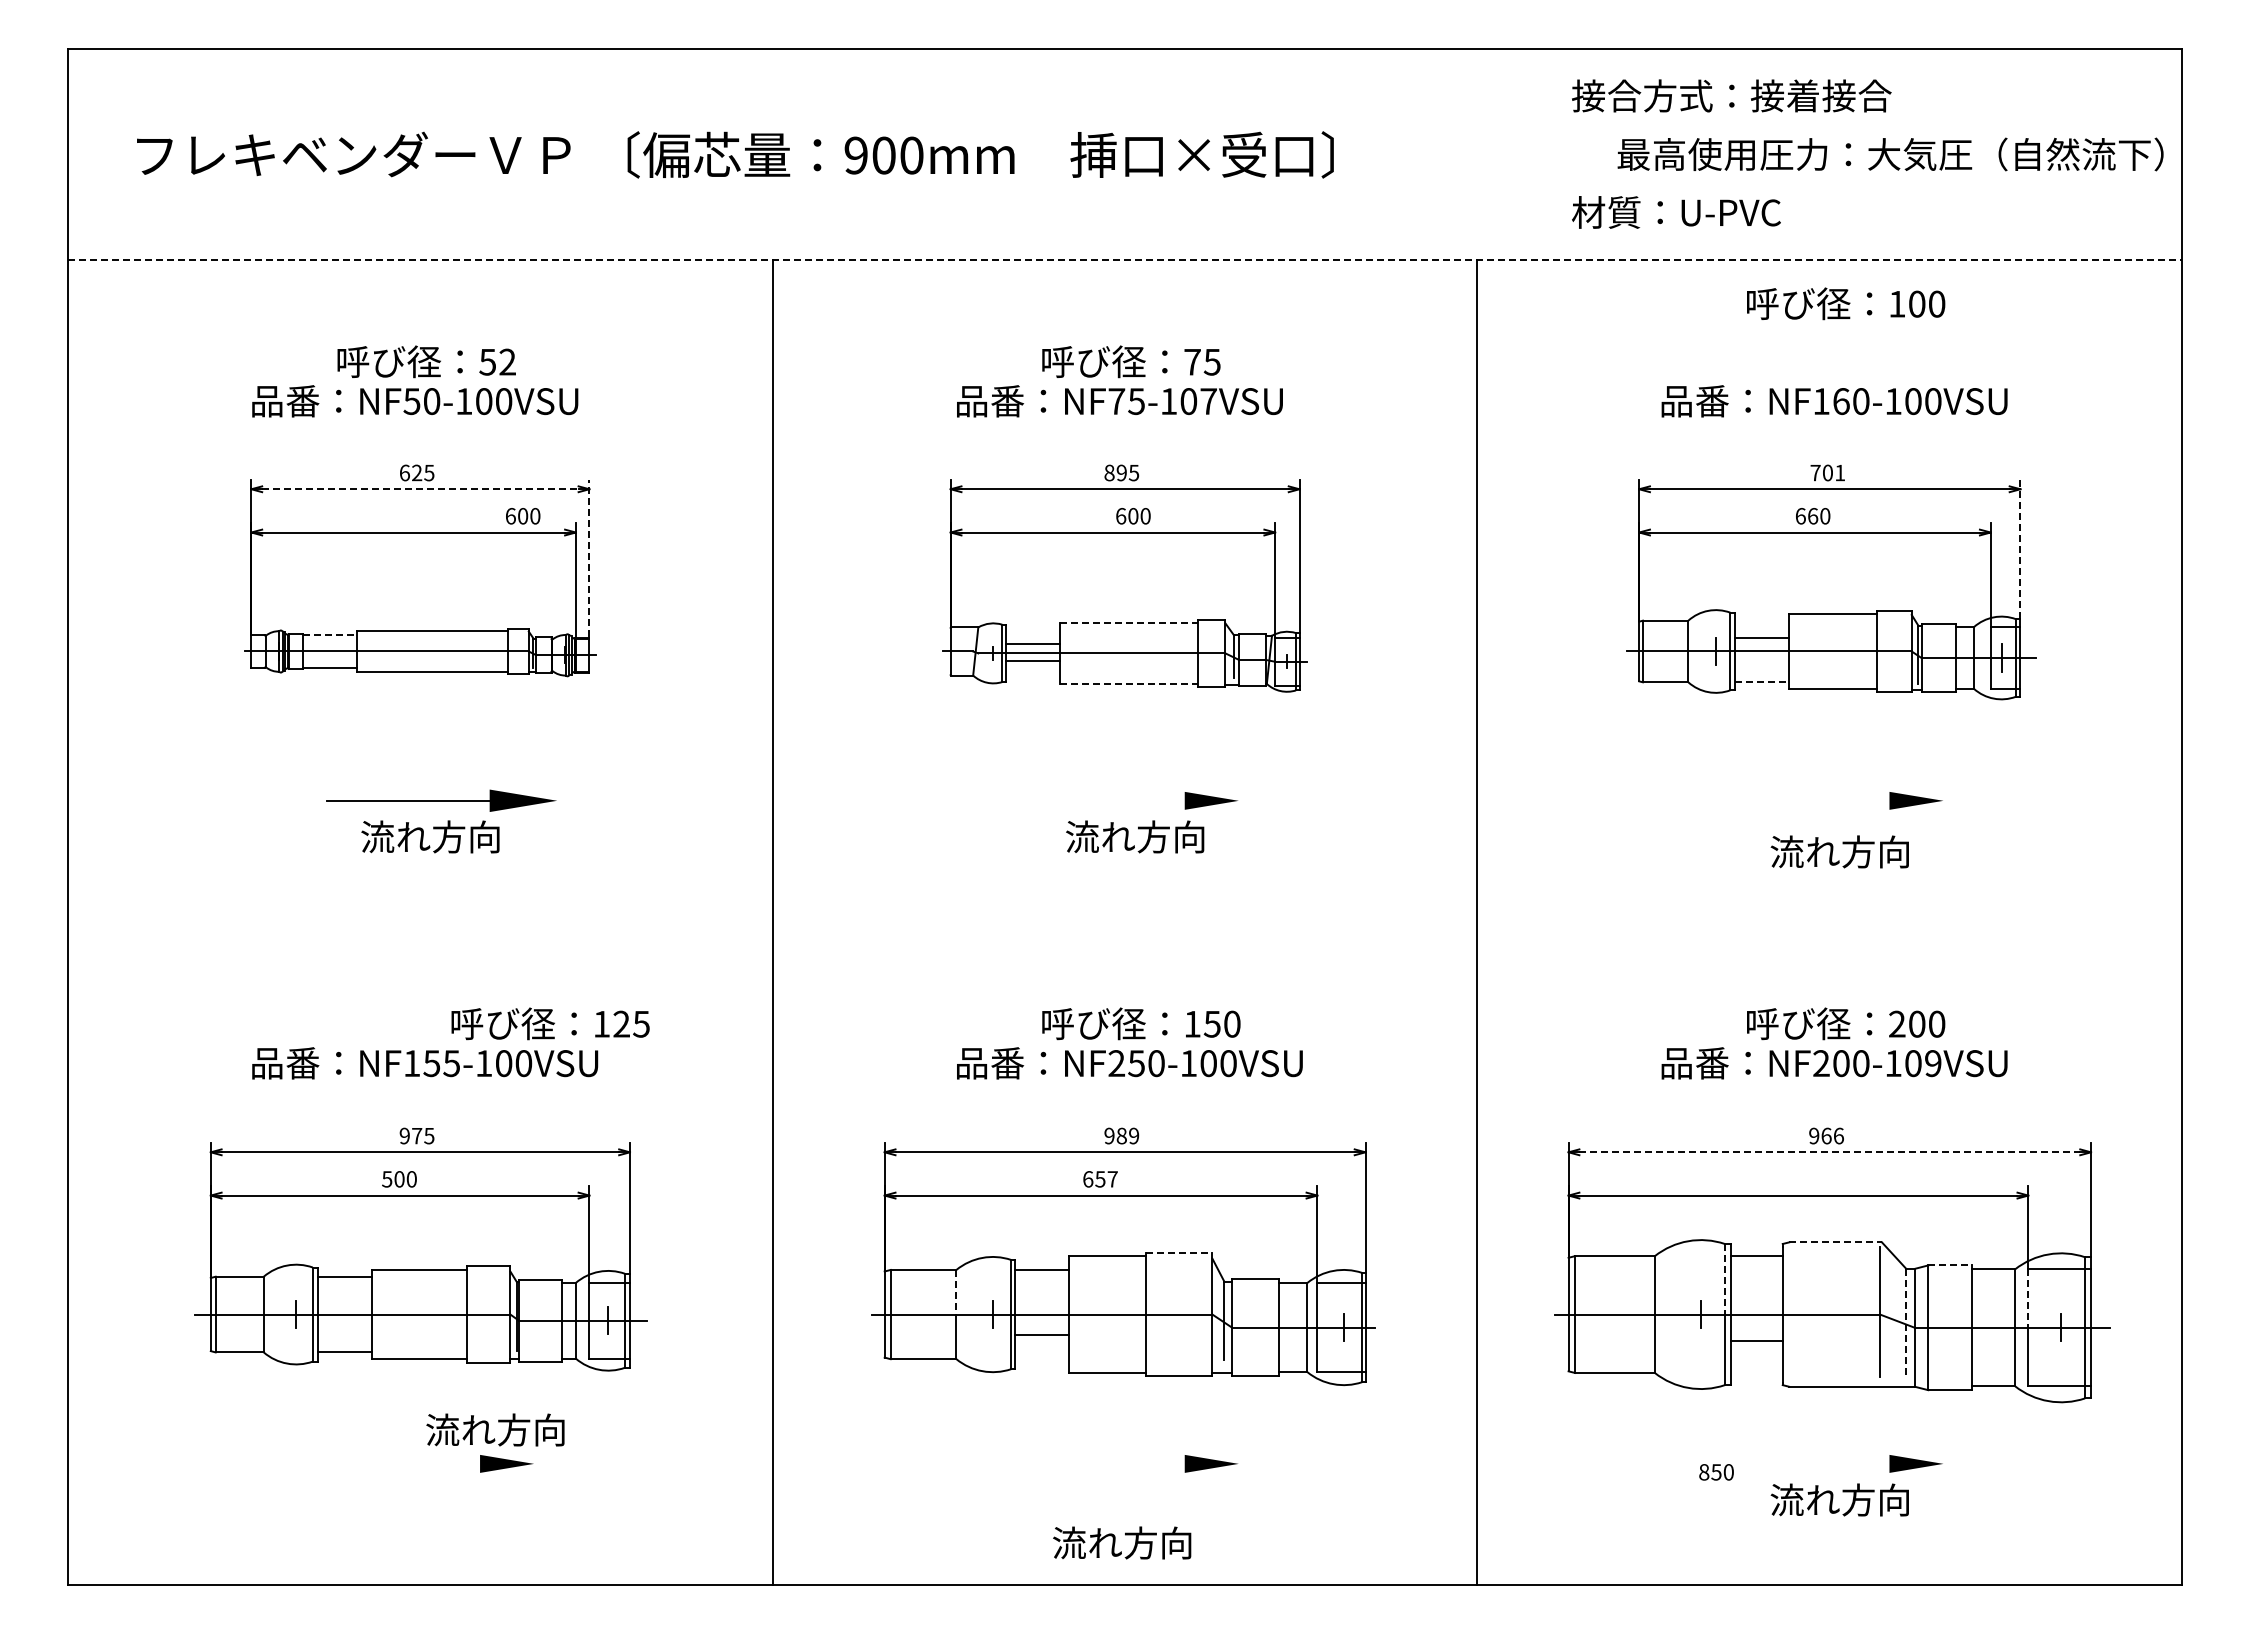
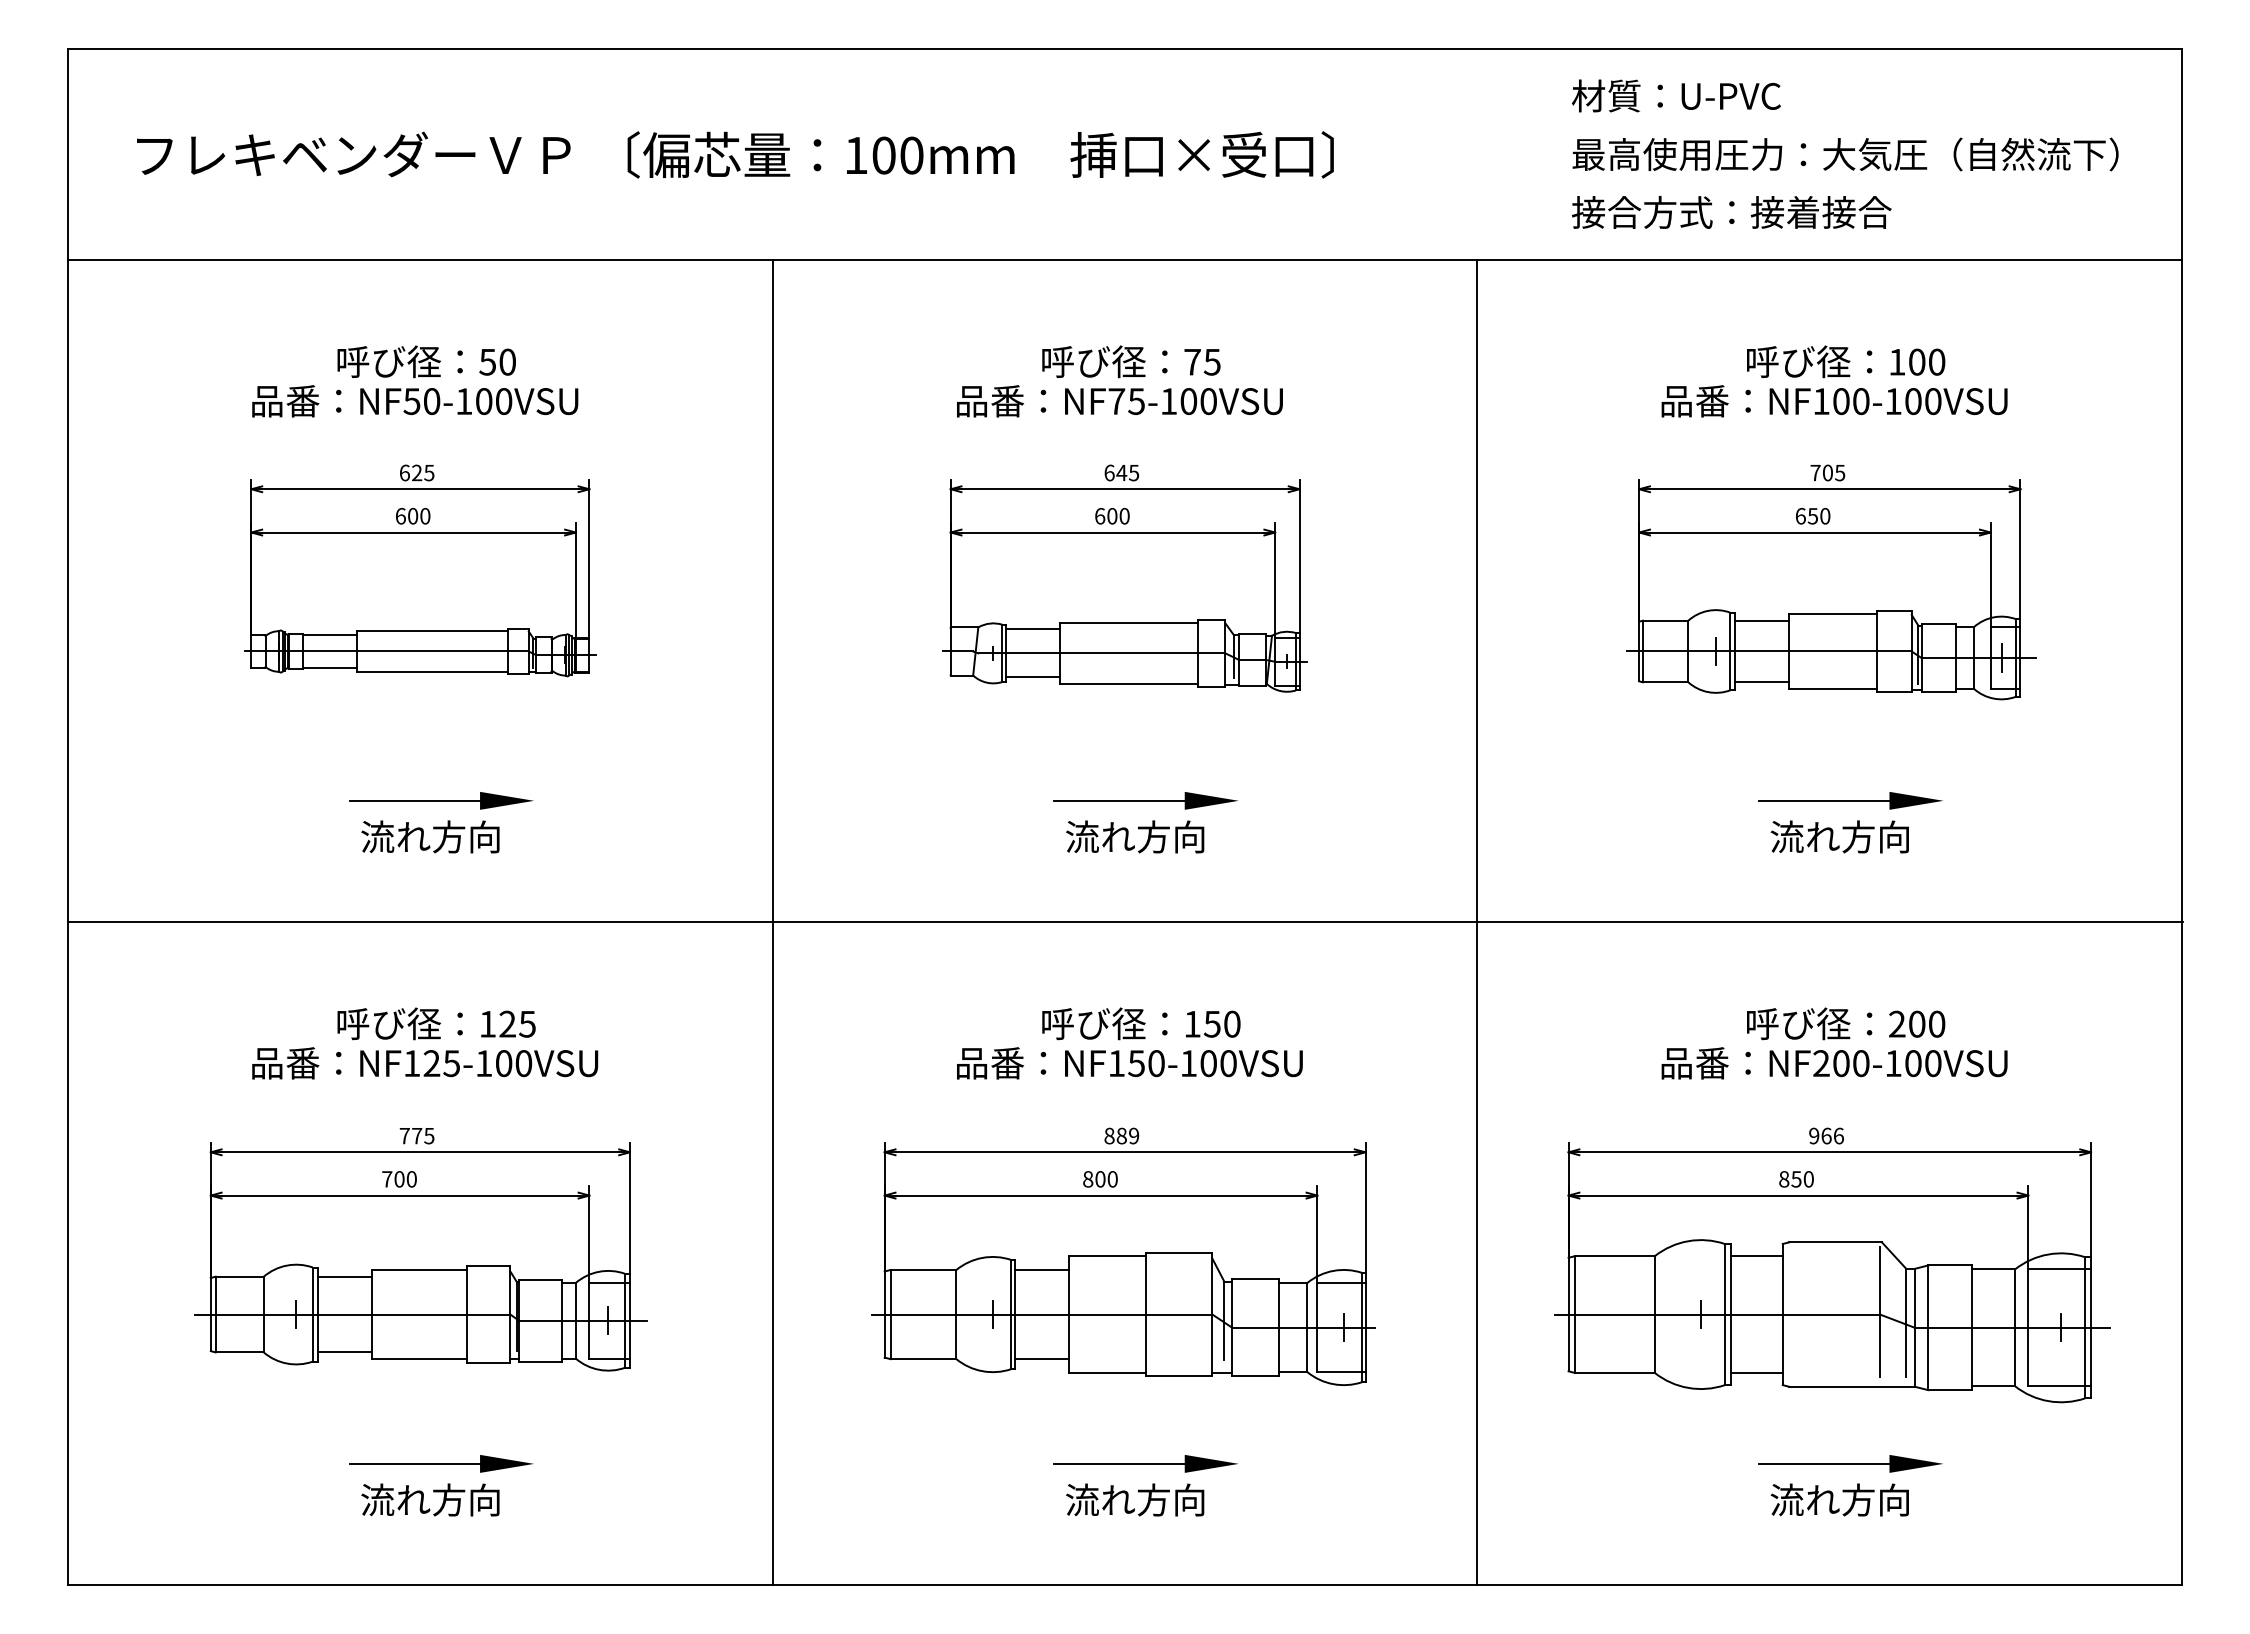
text: 接合方式：接着接合 -> 材質：U-PVC (1731, 95)
text position: (1890, 154) -> (1845, 154) (1845, 154)
text: 900mm -> 100mm (855, 155)
text: 材質：U-PVC -> 接合方式：接着接合 (1731, 211)
line: dashed -> solid (1125, 259)
text position: (1846, 303) -> (1846, 361) (1846, 361)
text: 52 -> 50 (507, 361)
text: NF75-107VSU -> NF75-100VSU (1208, 401)
text: NF160-100VSU -> NF100-100VSU (1841, 401)
text: 895 -> 645 (1115, 472)
text: 701 -> 705 (1840, 473)
line: dashed -> solid (420, 489)
text position: (523, 516) -> (413, 516) (413, 516)
text position: (1133, 516) -> (1112, 516) (1112, 516)
text: 660 -> 650 (1812, 516)
line: dashed -> solid (2020, 549)
line: dashed -> solid (589, 558)
line: dashed -> solid (1129, 622)
line: dashed -> solid (330, 635)
line position: (1761, 637) -> (1761, 620) (1761, 620)
line position: (1032, 644) -> (1032, 629) (1032, 629)
line position: (1032, 661) -> (1032, 677) (1032, 677)
line: dashed -> solid (1762, 682)
line: dashed -> solid (1129, 684)
part size: 231x23 px -> 185x18 px (441, 800)
line: none -> present (1119, 800)
line: none -> present (1824, 800)
text position: (1839, 851) -> (1839, 836) (1839, 836)
line: none -> present (1124, 921)
text position: (550, 1023) -> (436, 1023) (436, 1023)
text: NF155-100VSU -> NF125-100VSU (431, 1063)
text: NF250-100VSU -> NF150-100VSU (1116, 1063)
text: NF200-109VSU -> NF200-100VSU (1933, 1063)
text: 975 -> 775 (404, 1135)
text: 989 -> 889 (1109, 1135)
line: dashed -> solid (1830, 1152)
text: 500 -> 700 (387, 1179)
text: 657 -> 800 (1100, 1179)
line: dashed -> solid (1836, 1242)
line: dashed -> solid (1179, 1252)
line: dashed -> solid (1950, 1265)
line: dashed -> solid (1724, 1279)
line: dashed -> solid (956, 1292)
line: dashed -> solid (2028, 1299)
line: dashed -> solid (1906, 1323)
line position: (1041, 1335) -> (1041, 1359) (1041, 1359)
line position: (1756, 1340) -> (1756, 1372) (1756, 1372)
text position: (495, 1429) -> (430, 1499) (430, 1499)
line: none -> present (414, 1463)
line: none -> present (1119, 1463)
line: none -> present (1824, 1463)
text position: (1716, 1472) -> (1796, 1179) (1796, 1179)
text position: (1122, 1542) -> (1135, 1499) (1135, 1499)
